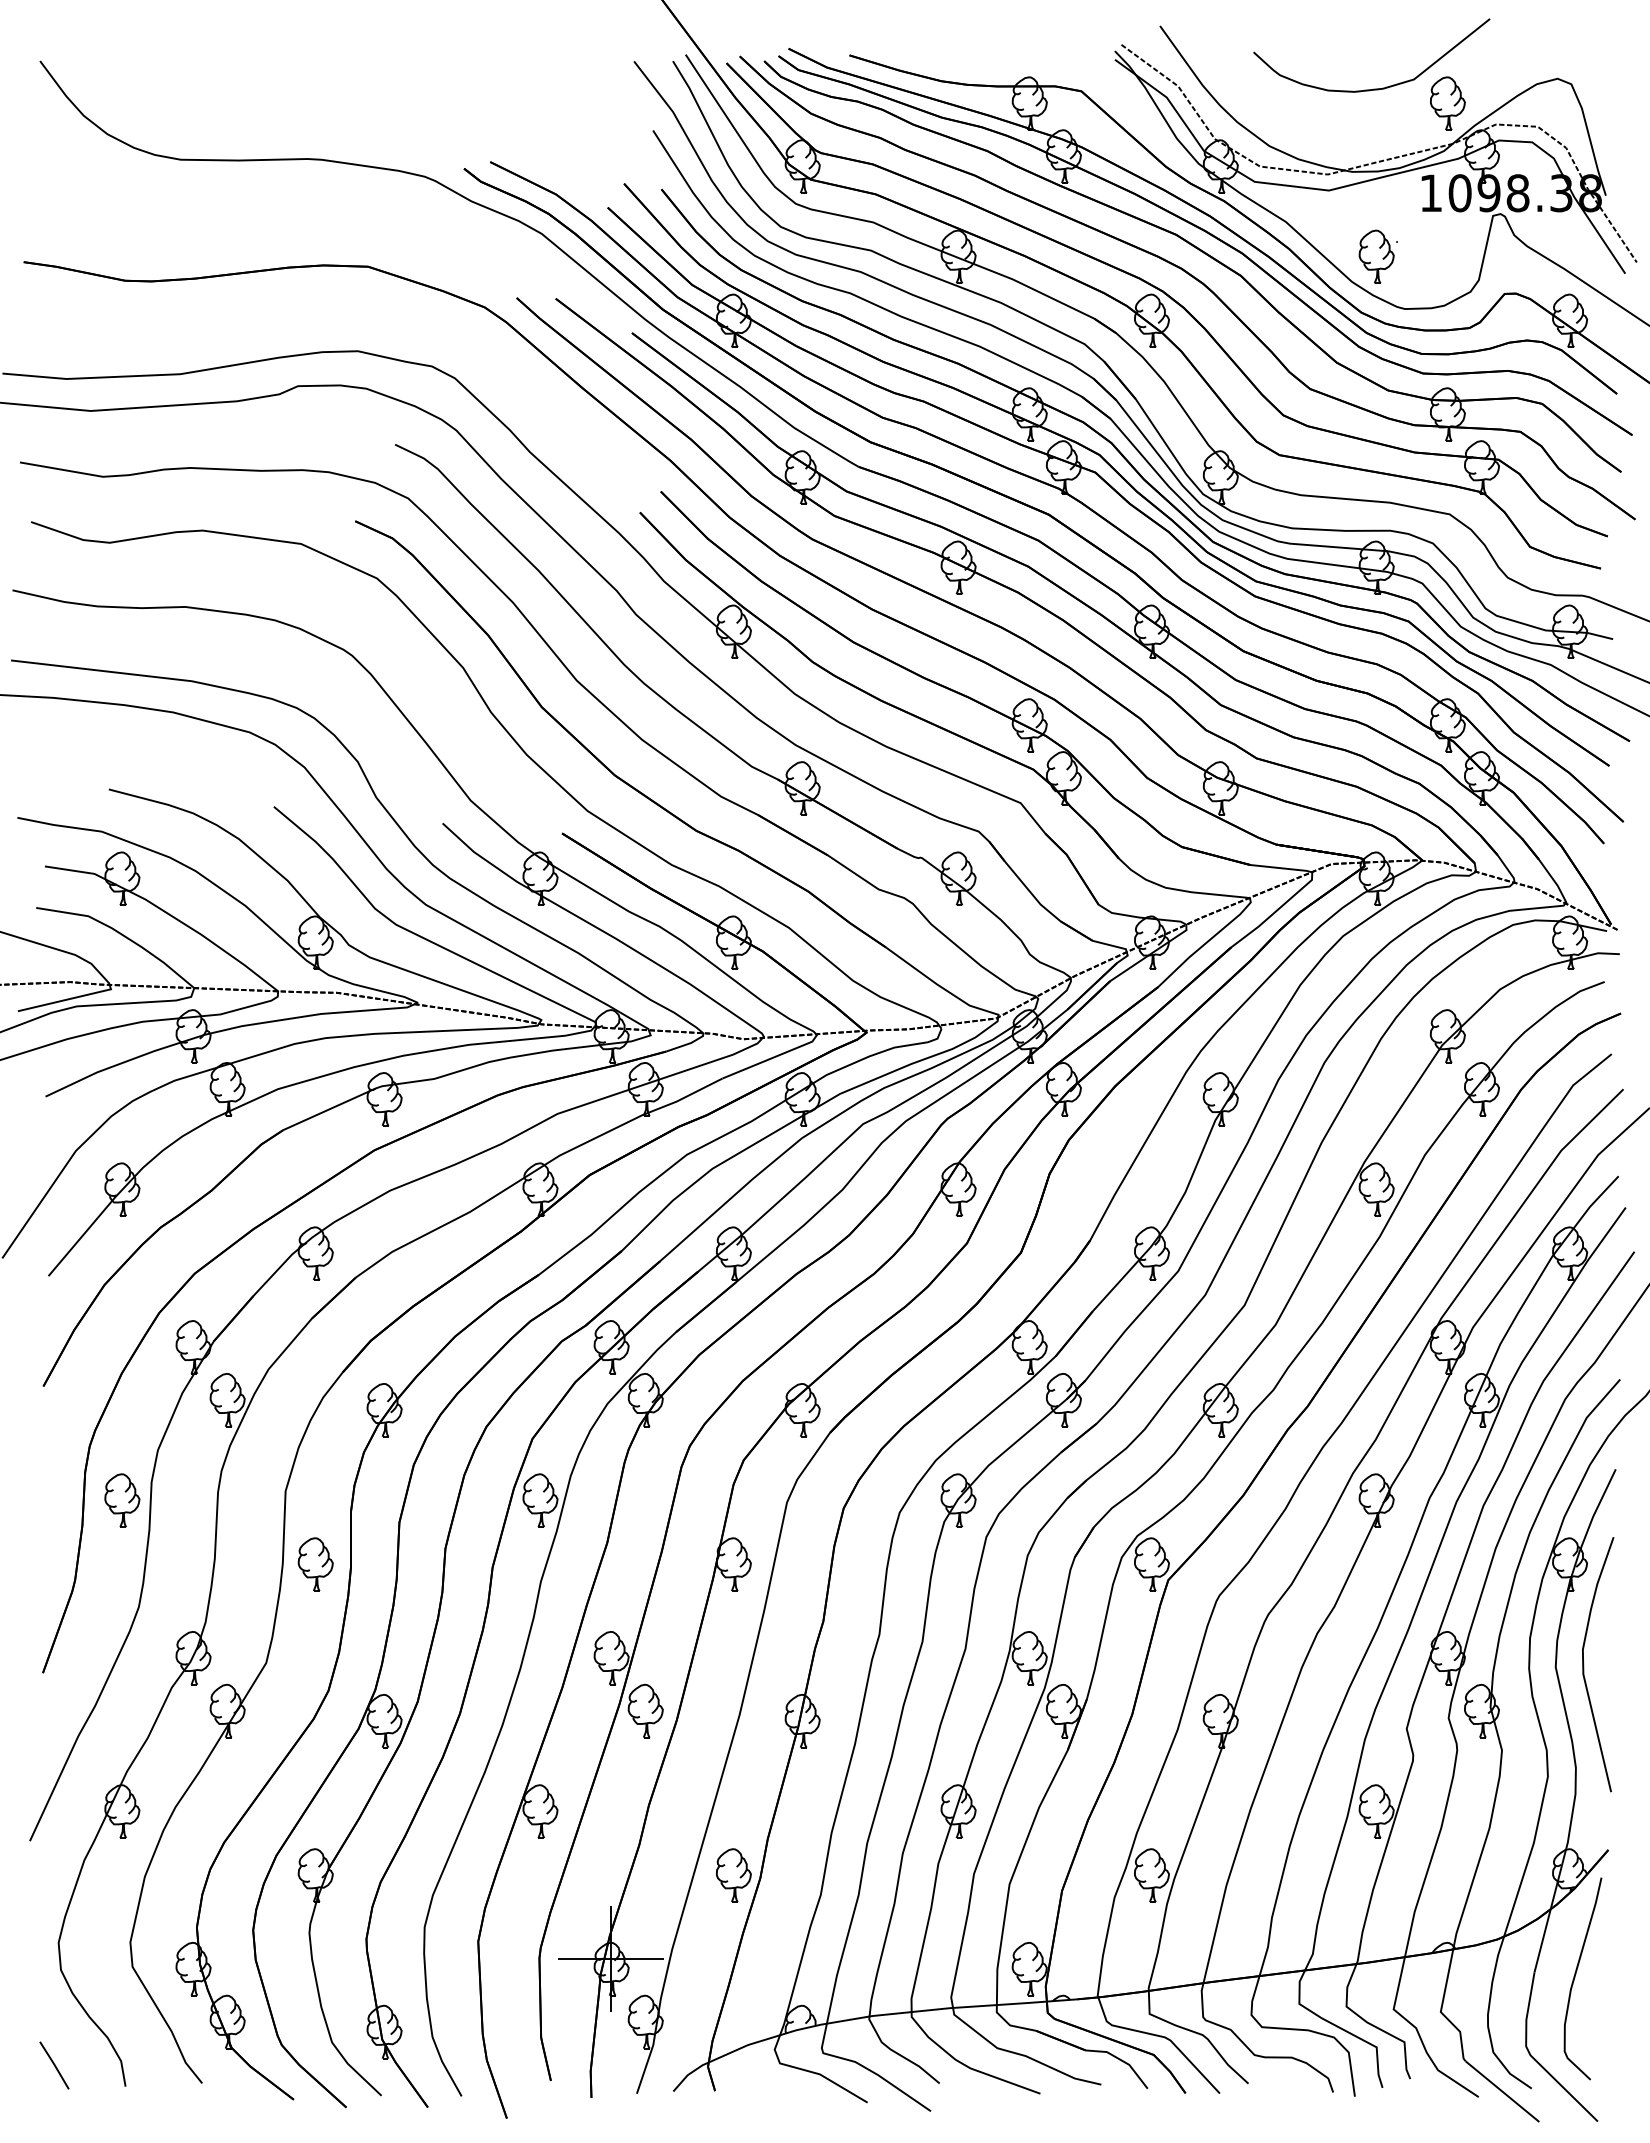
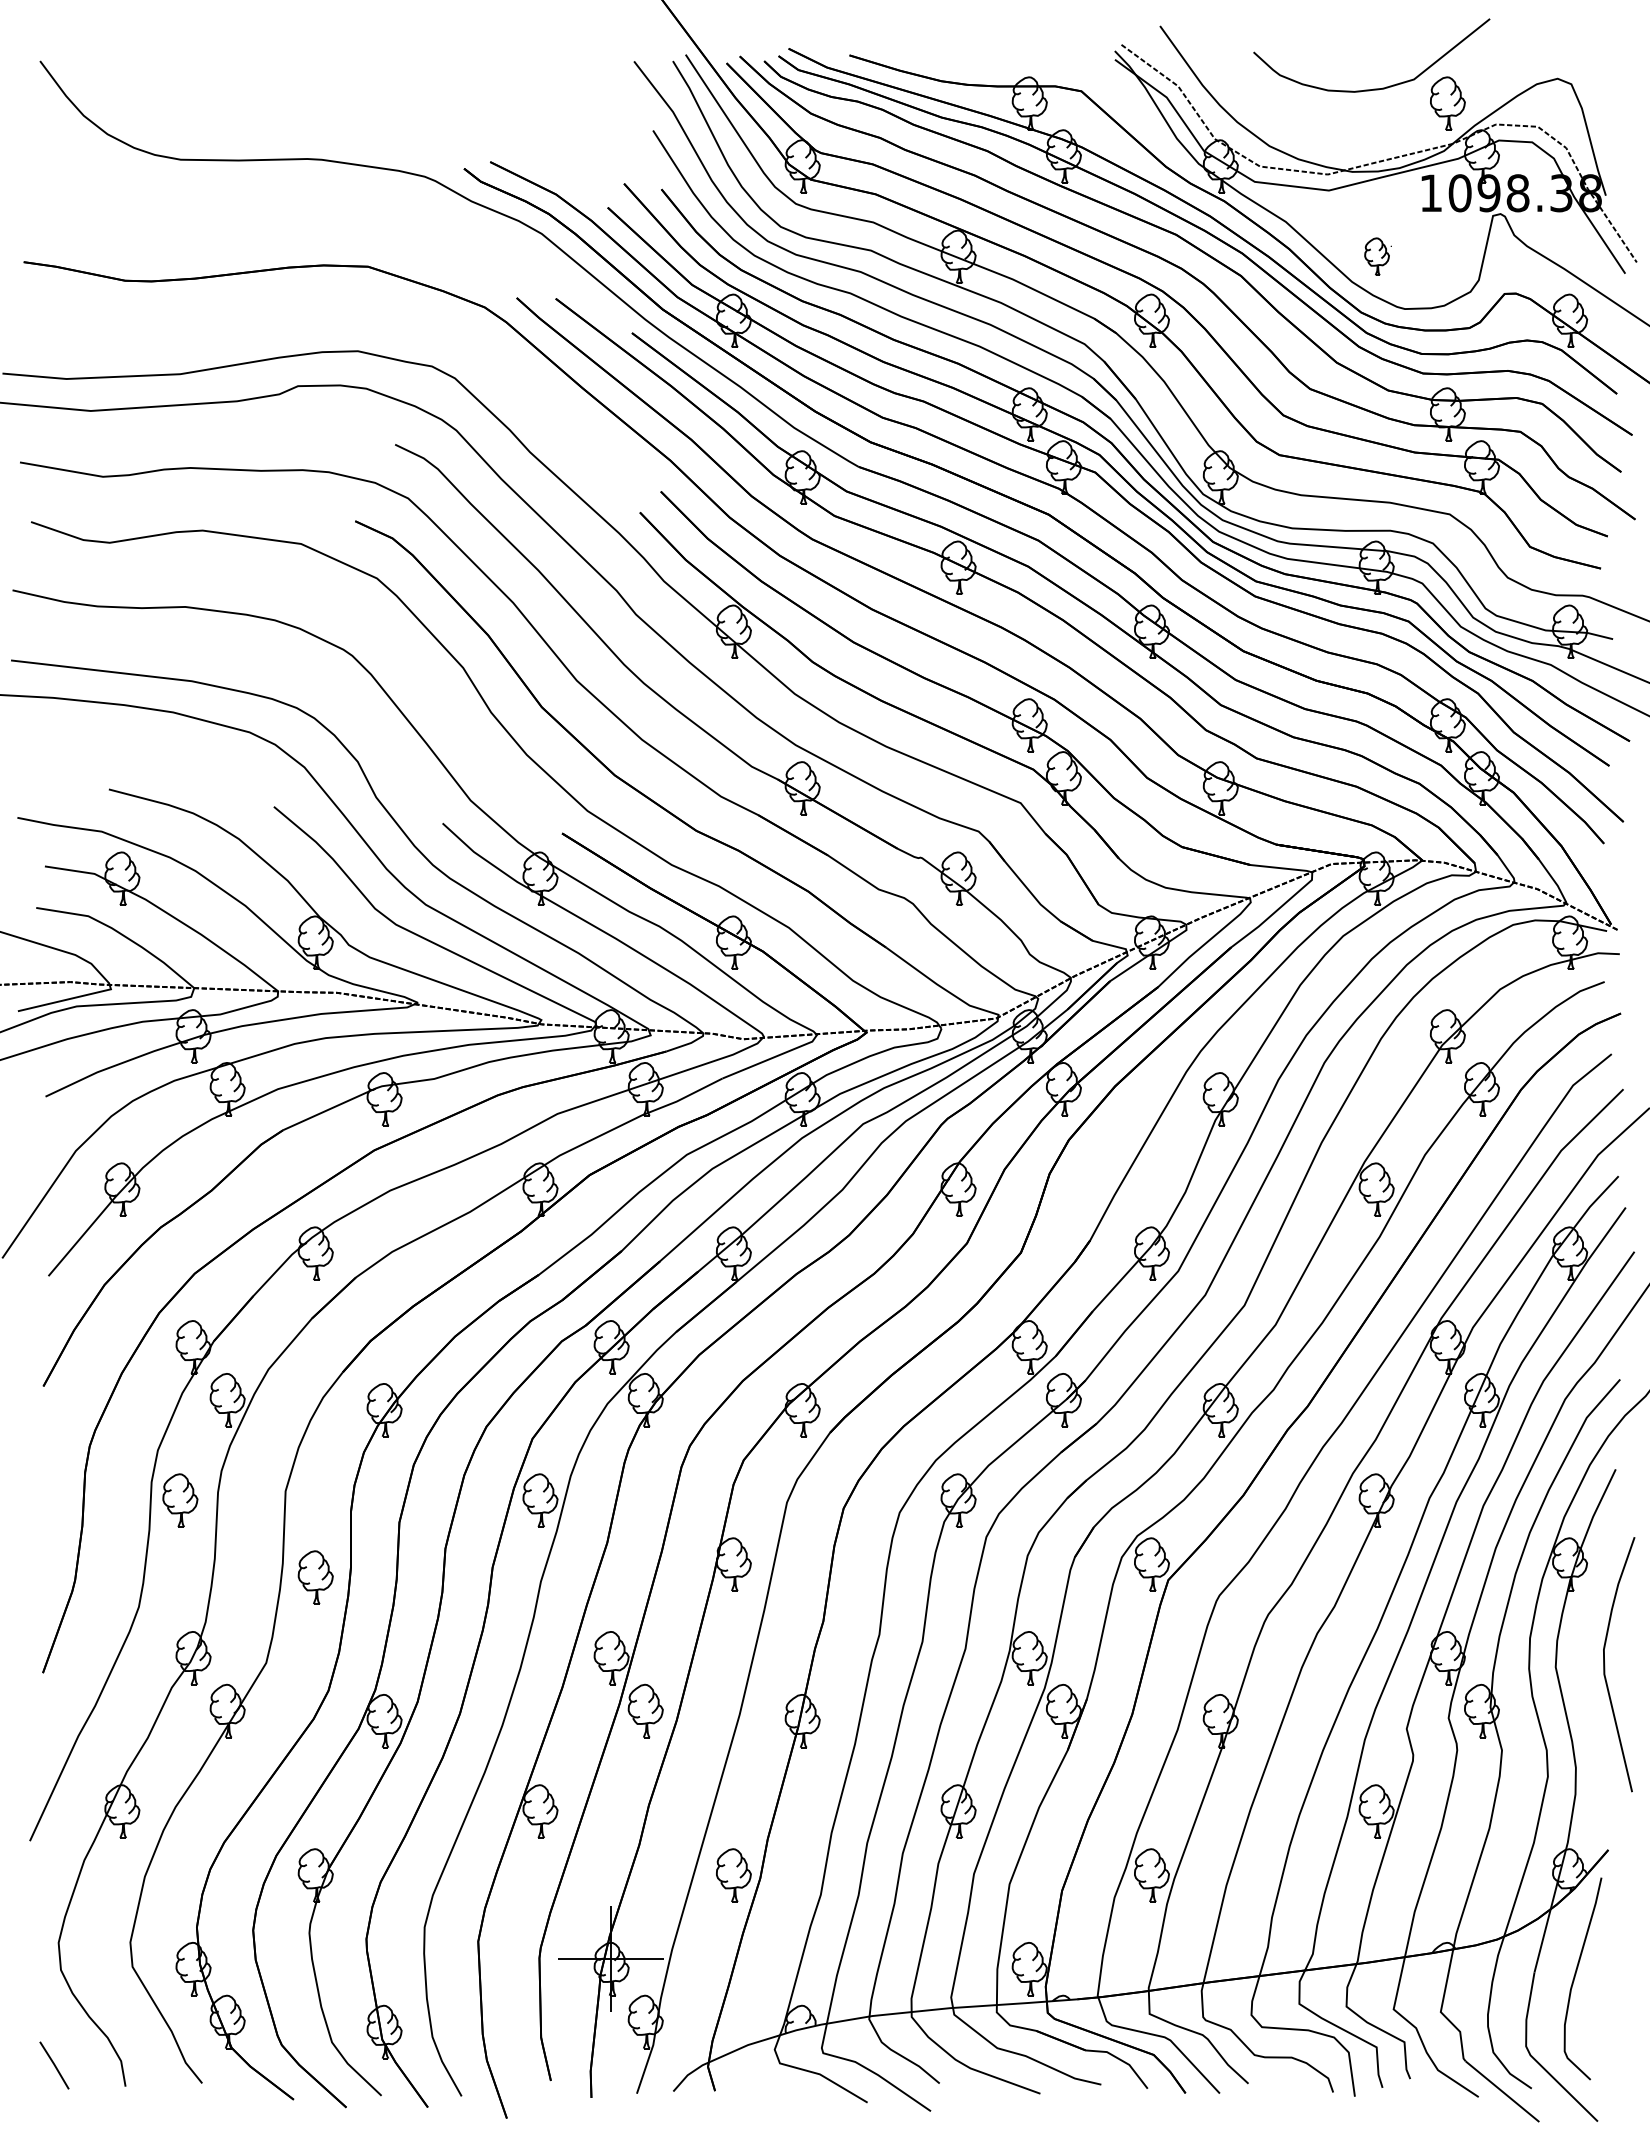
part size: 40x55 px -> 28x39 px (1377, 256)
part position: (122, 1500) -> (180, 1500) (180, 1500)
part position: (315, 1564) -> (315, 1577) (315, 1577)
curve position: (1584, 1664) -> (1605, 1664) (1605, 1664)
